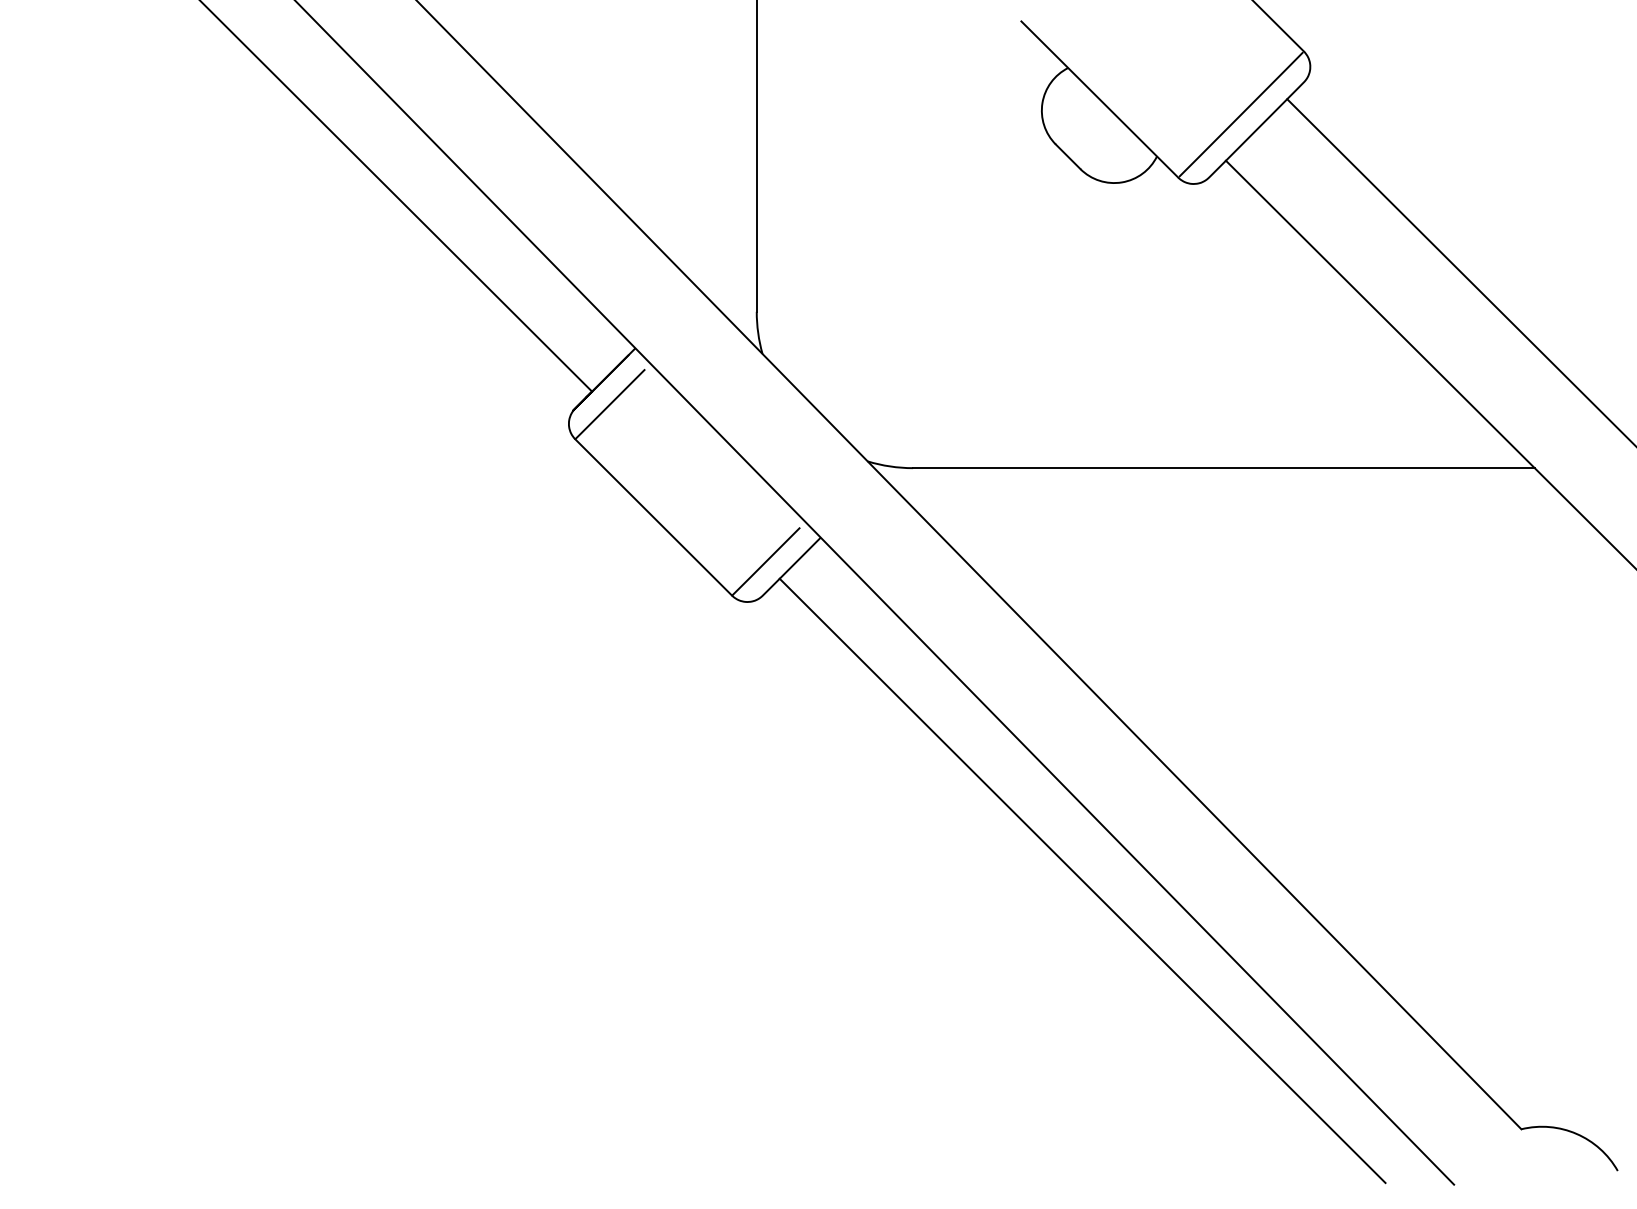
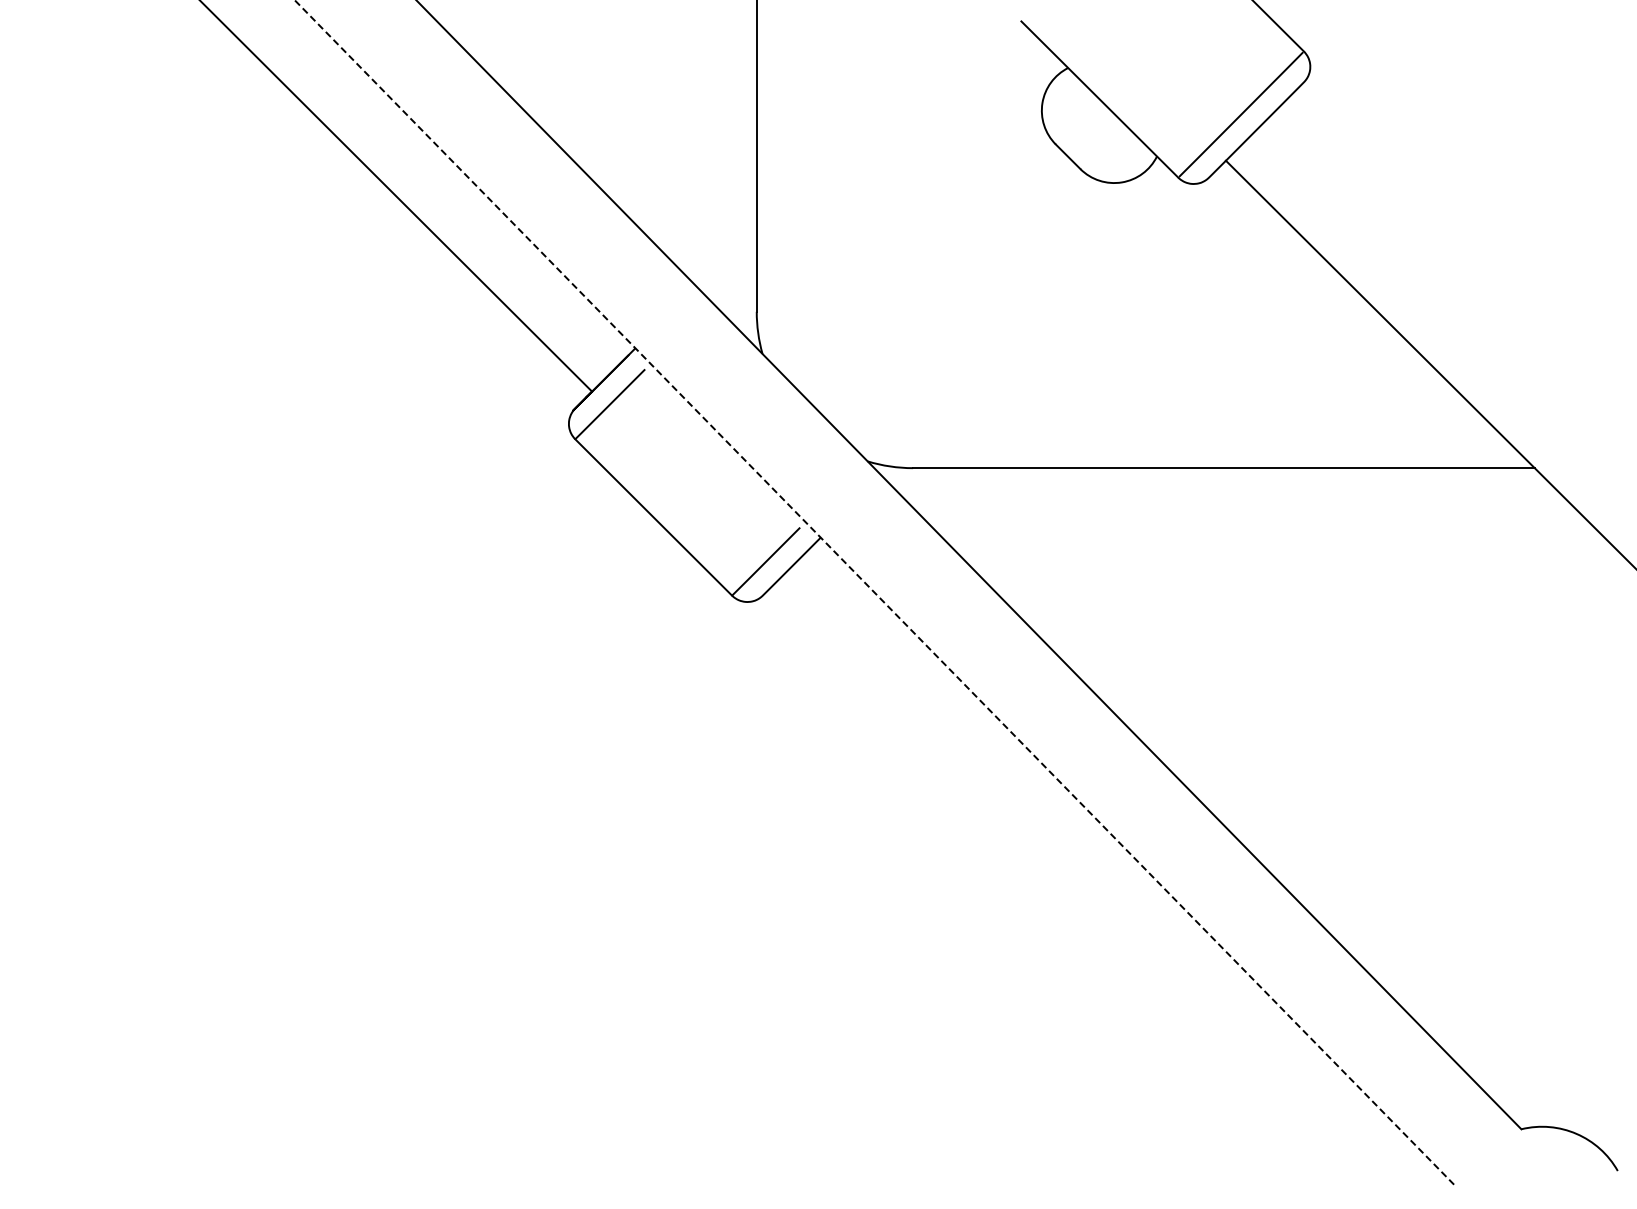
line: present -> none (1460, 271)
line: solid -> dashed (874, 592)
line: present -> none (1082, 880)
